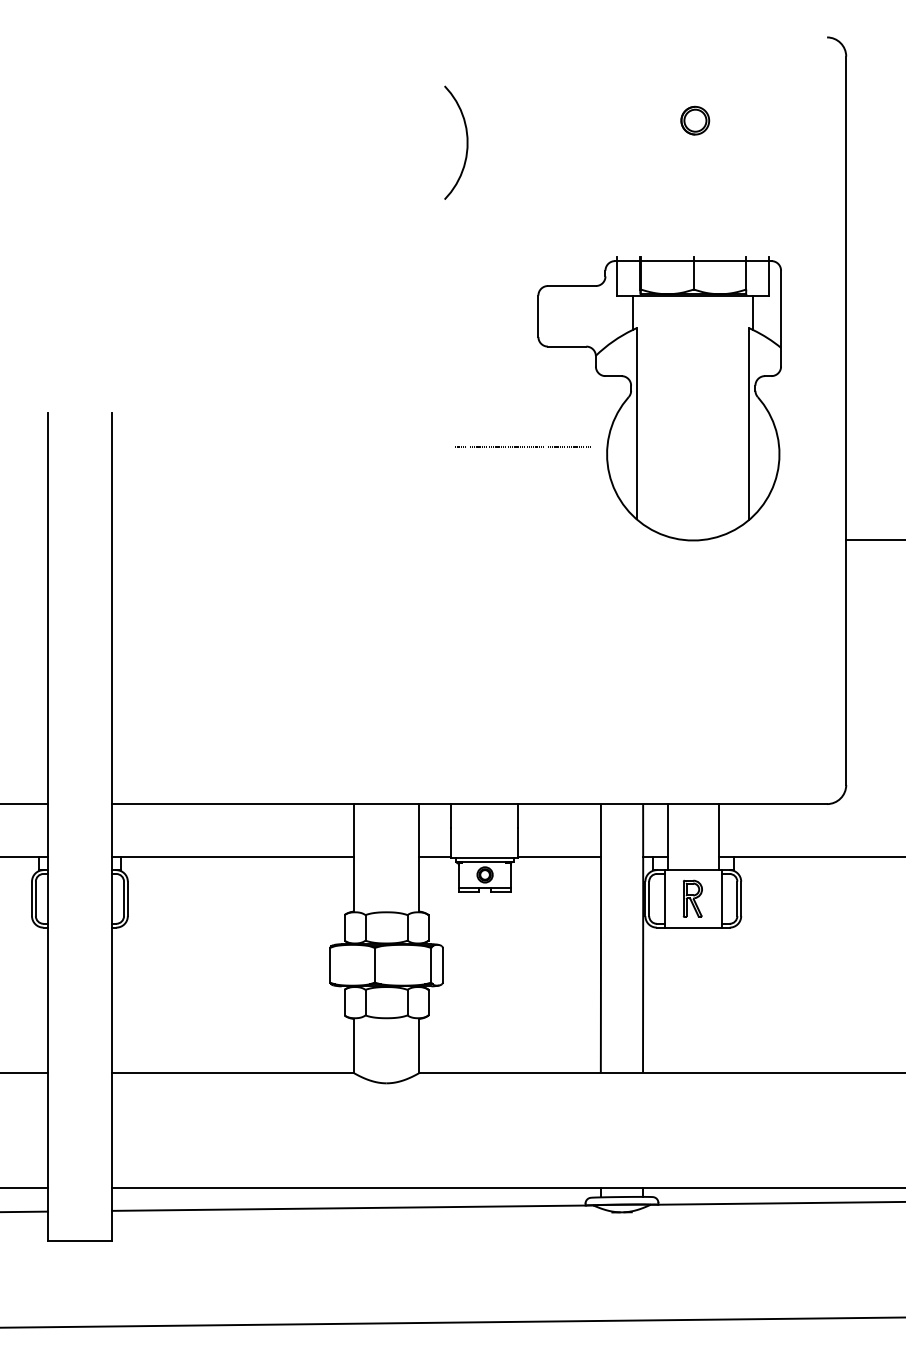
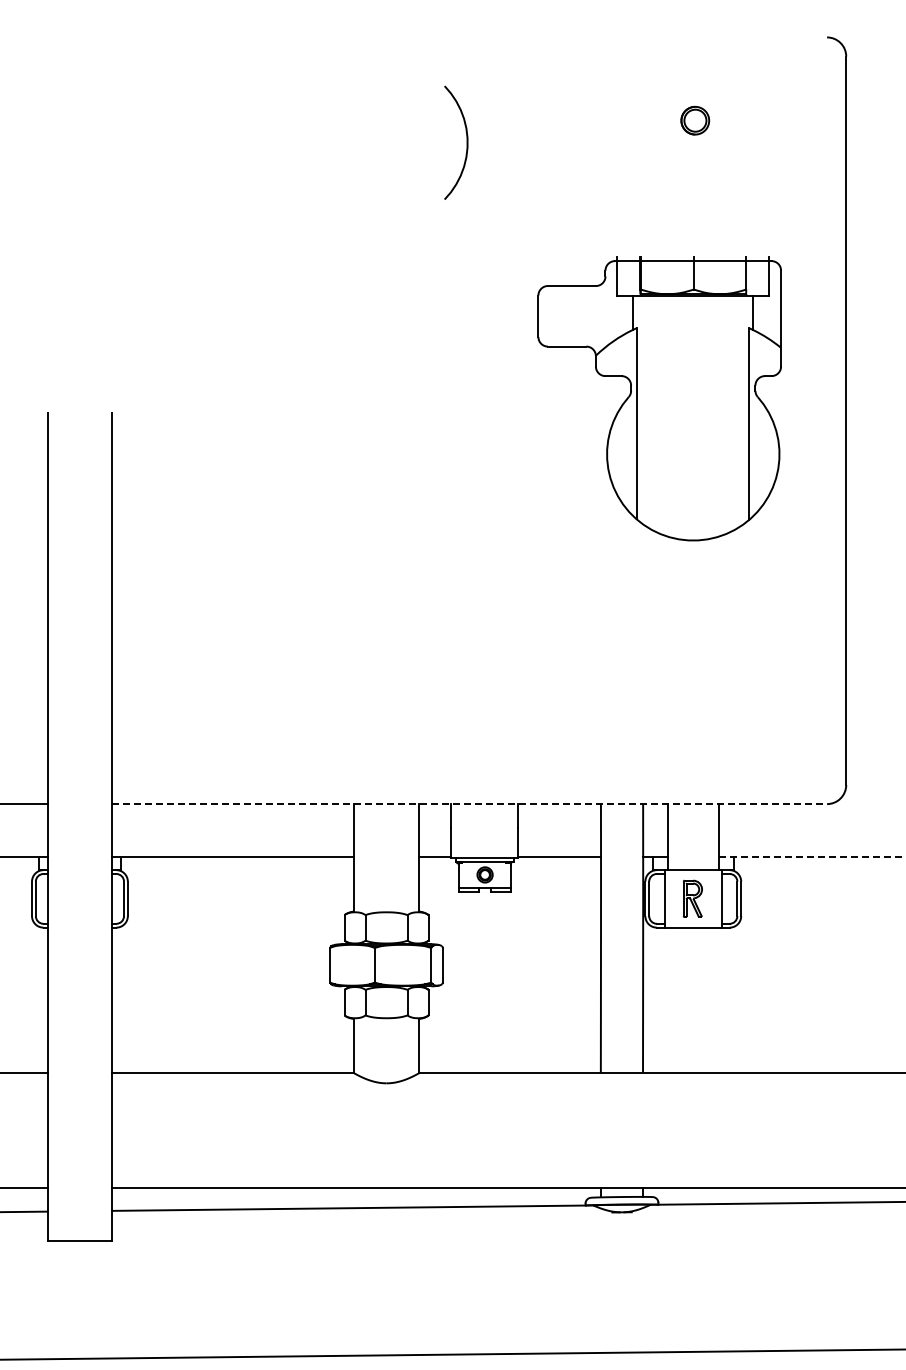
line: present -> none (522, 446)
line: present -> none (874, 540)
line: solid -> dashed (470, 804)
line: solid -> dashed (812, 856)
line position: (452, 1322) -> (452, 1354) (452, 1354)
